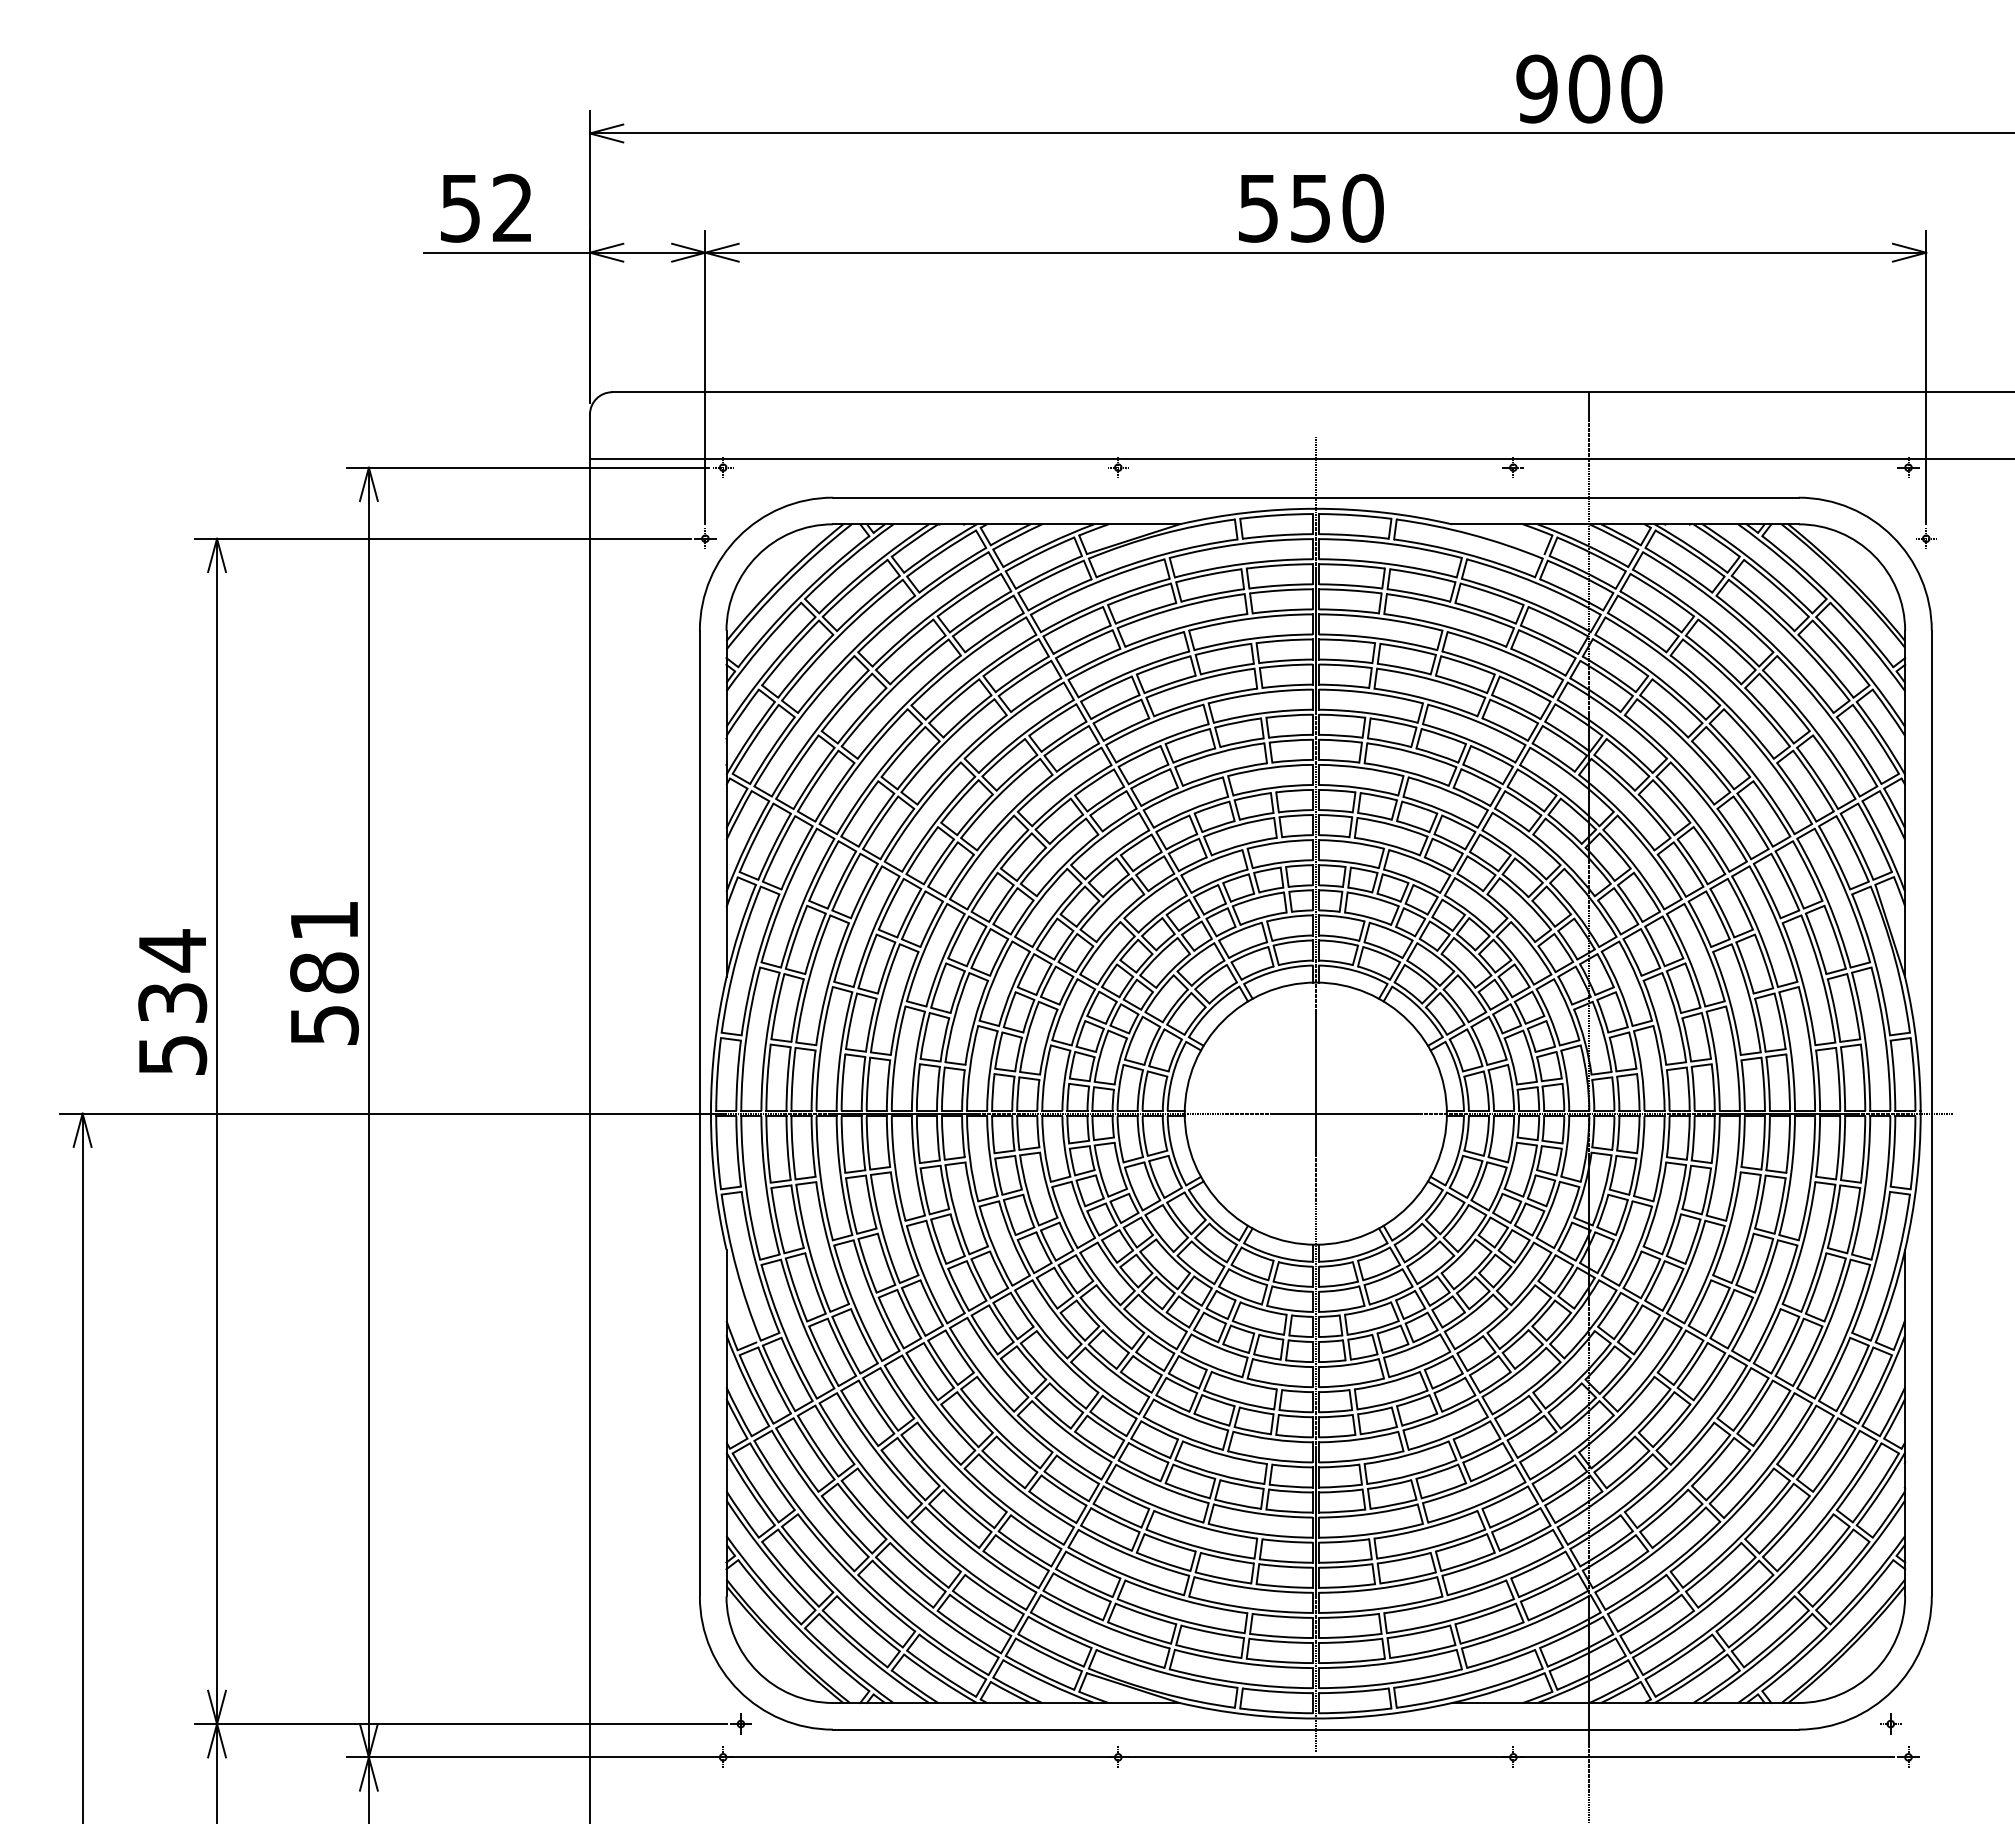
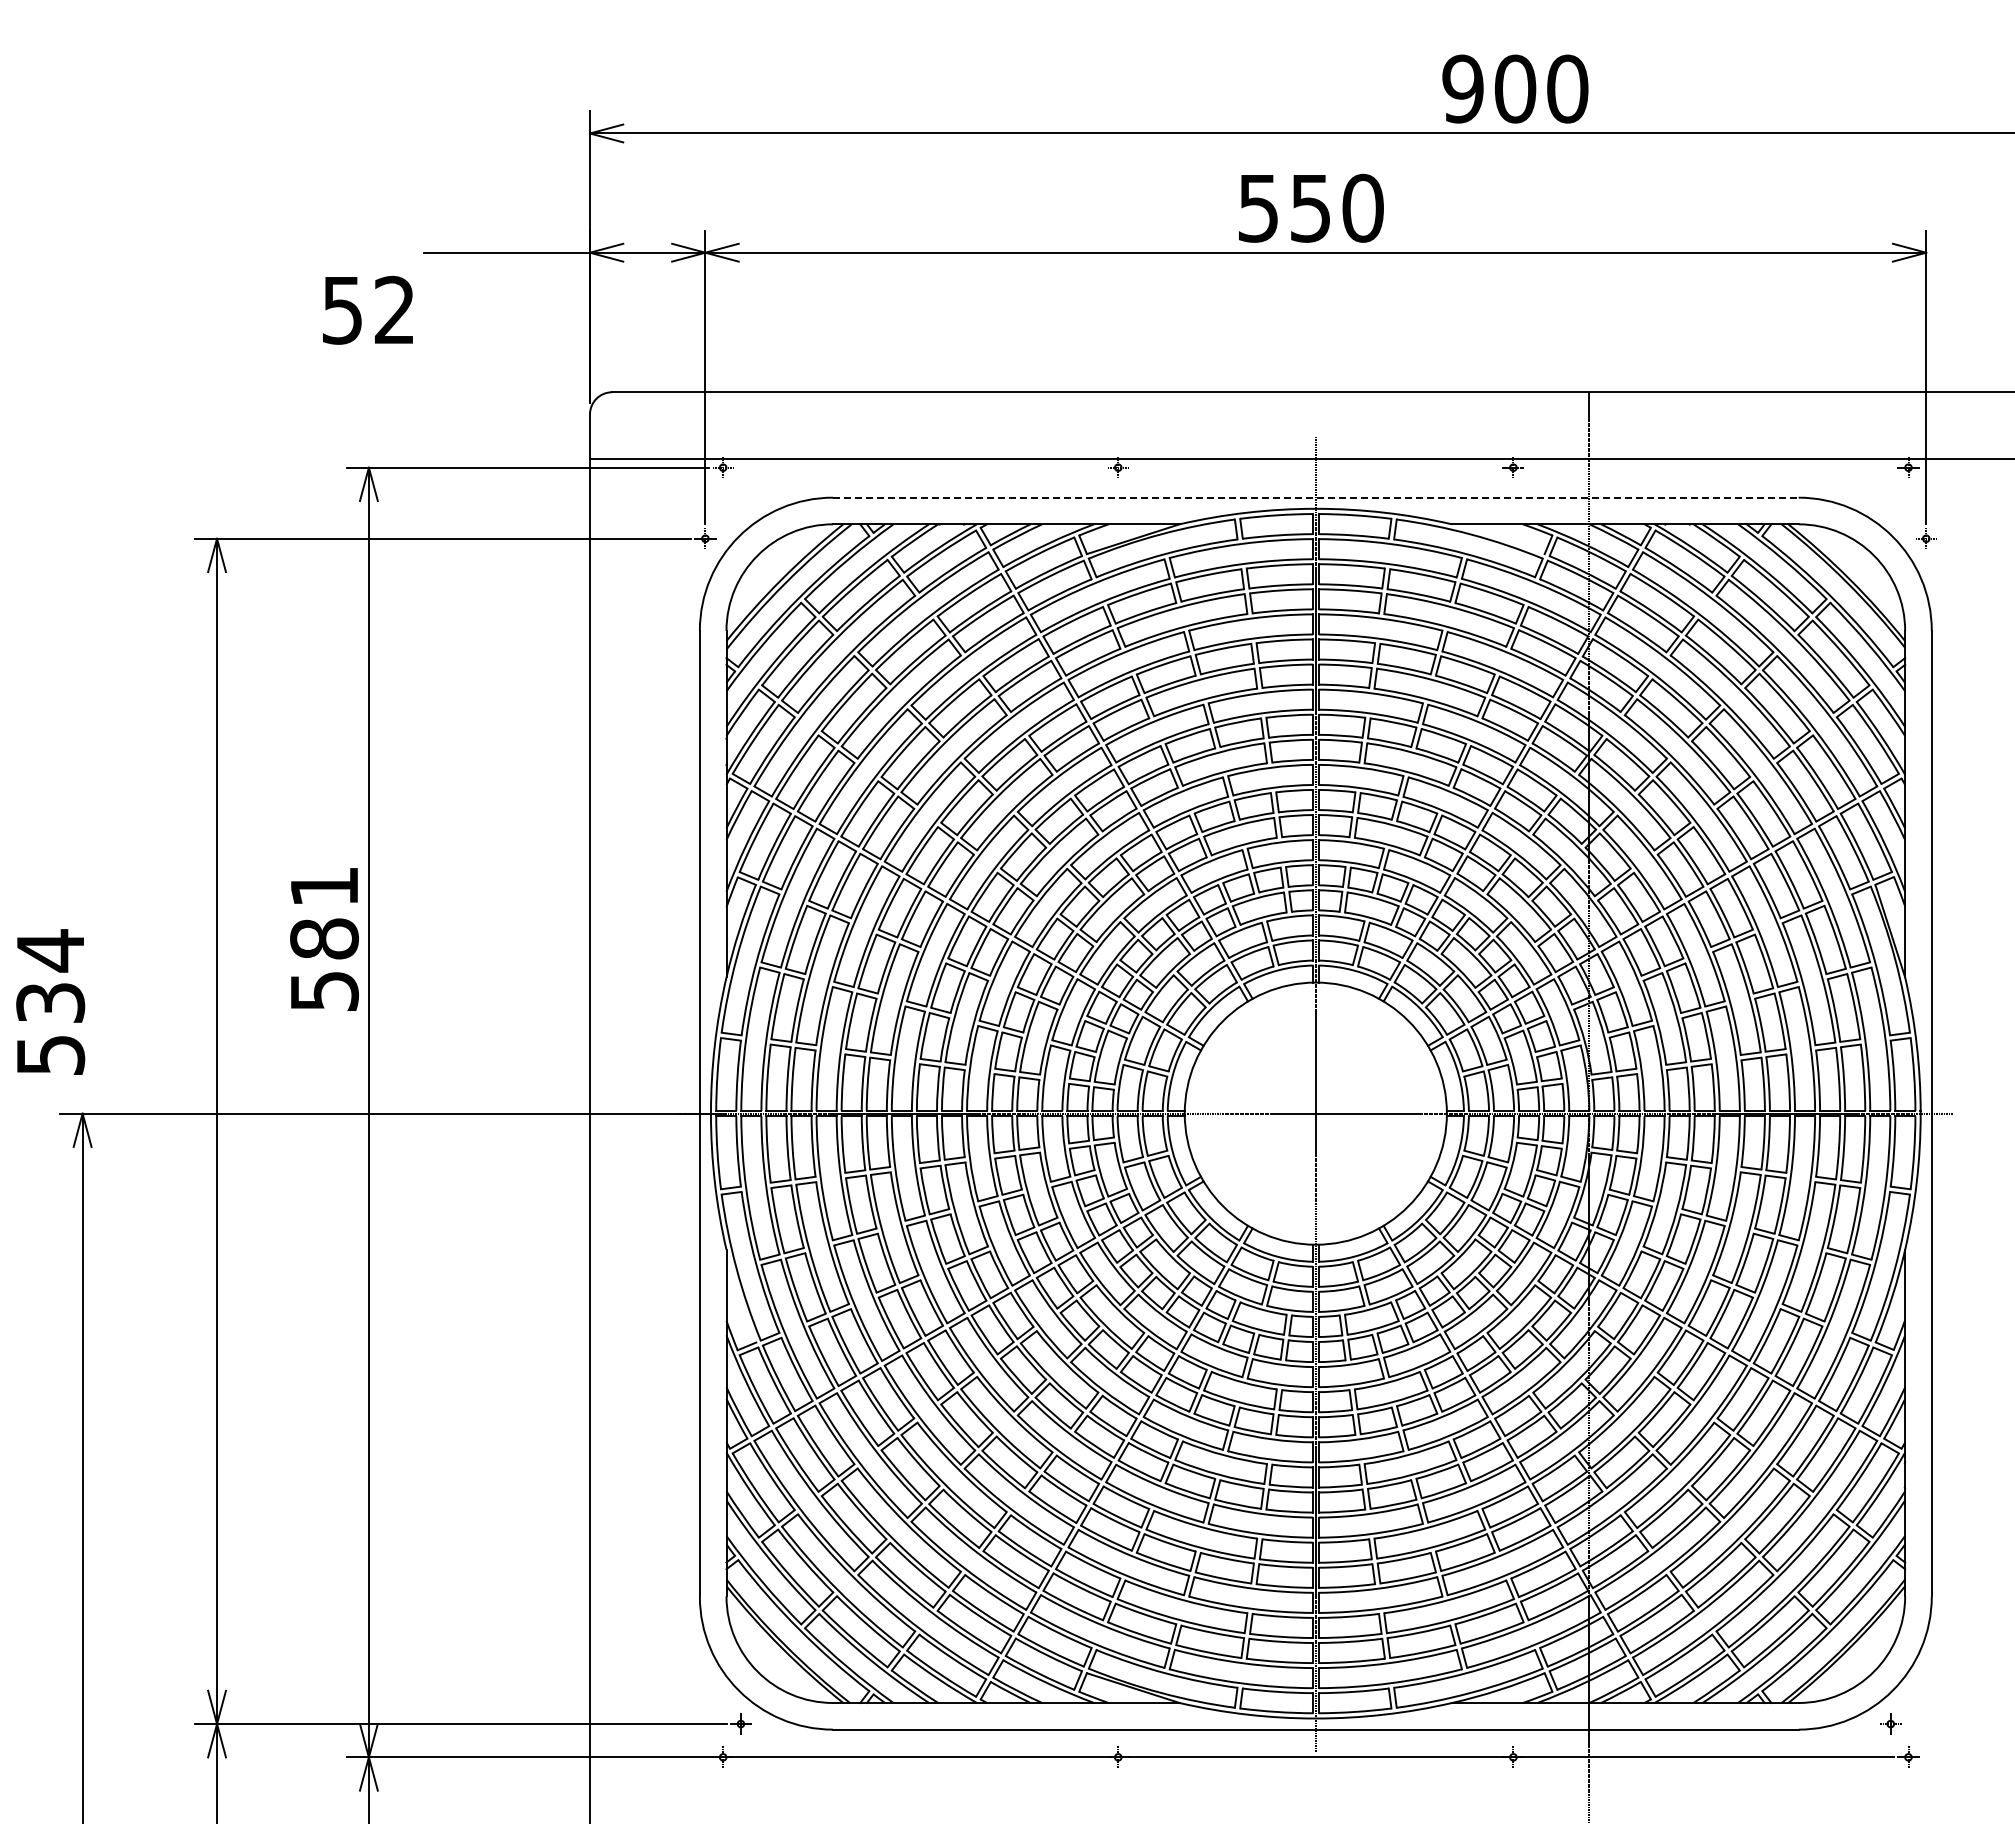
text position: (1589, 88) -> (1515, 88) (1515, 88)
text position: (485, 207) -> (367, 309) (367, 309)
line: solid -> dashed (1315, 497)
text position: (324, 973) -> (324, 939) (324, 939)
text position: (172, 1001) -> (50, 1001) (50, 1001)
